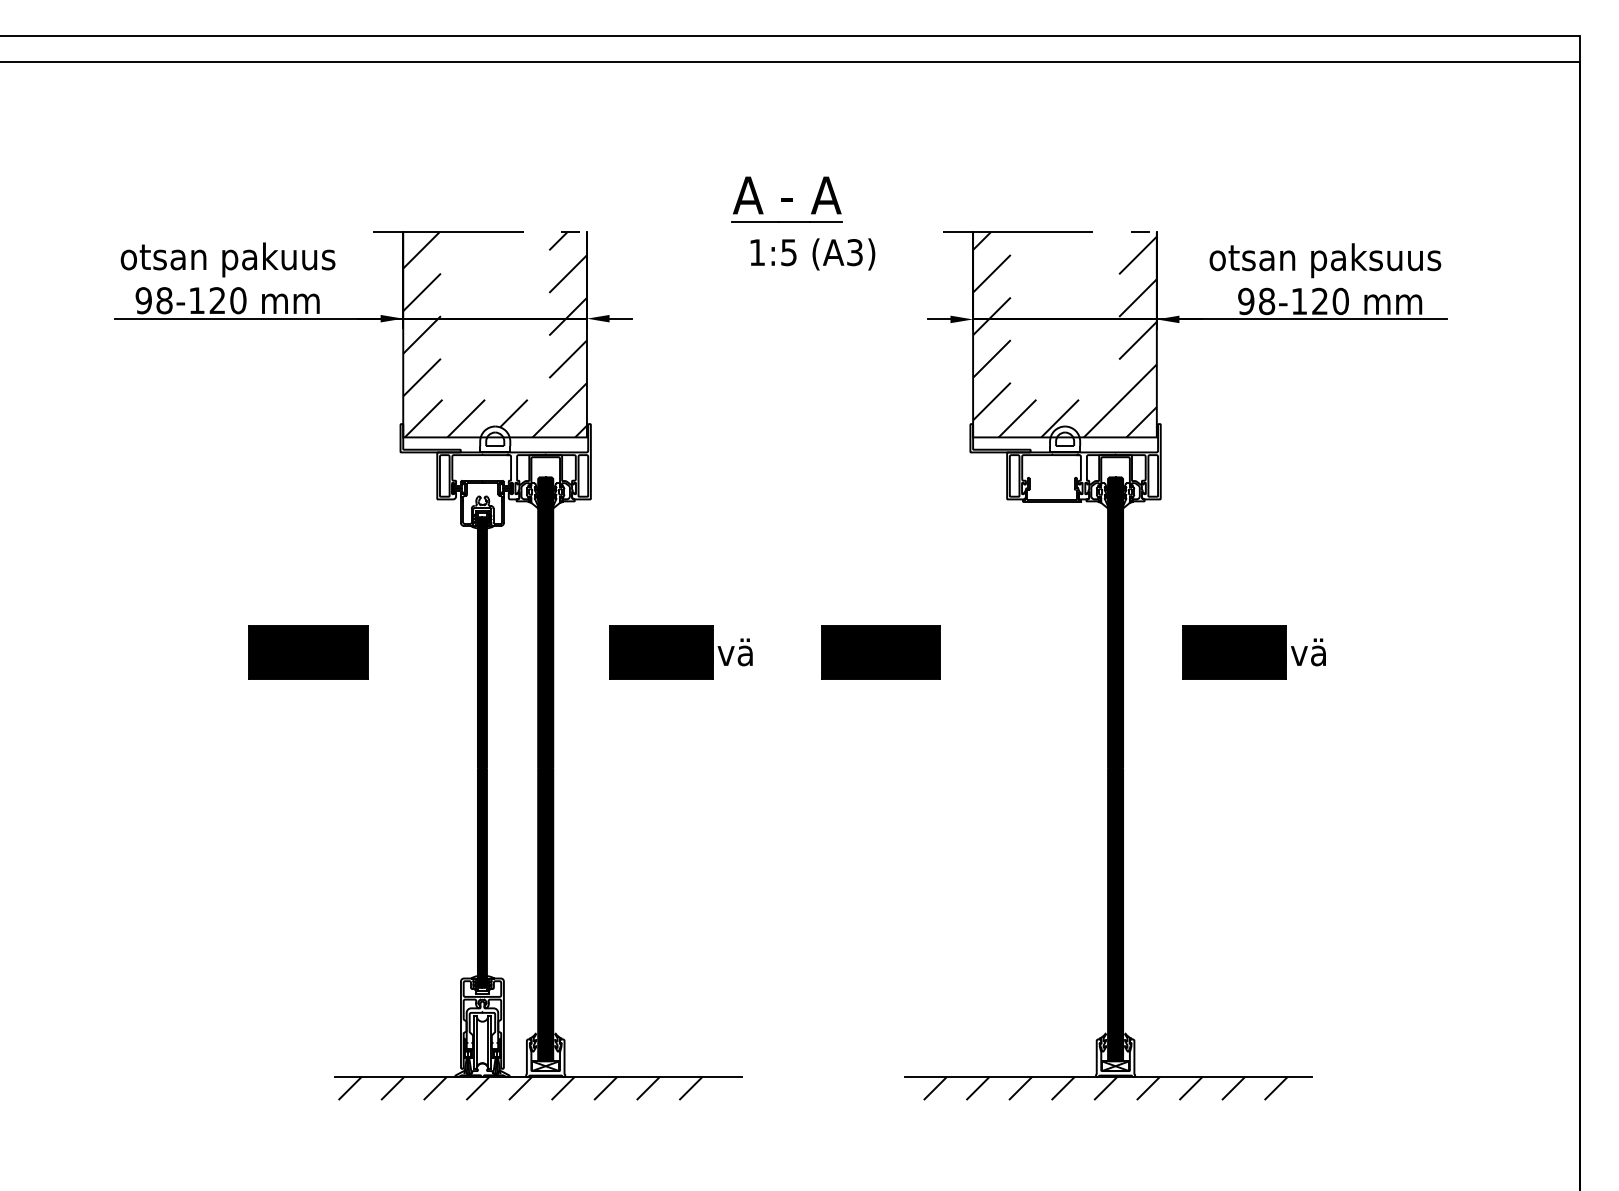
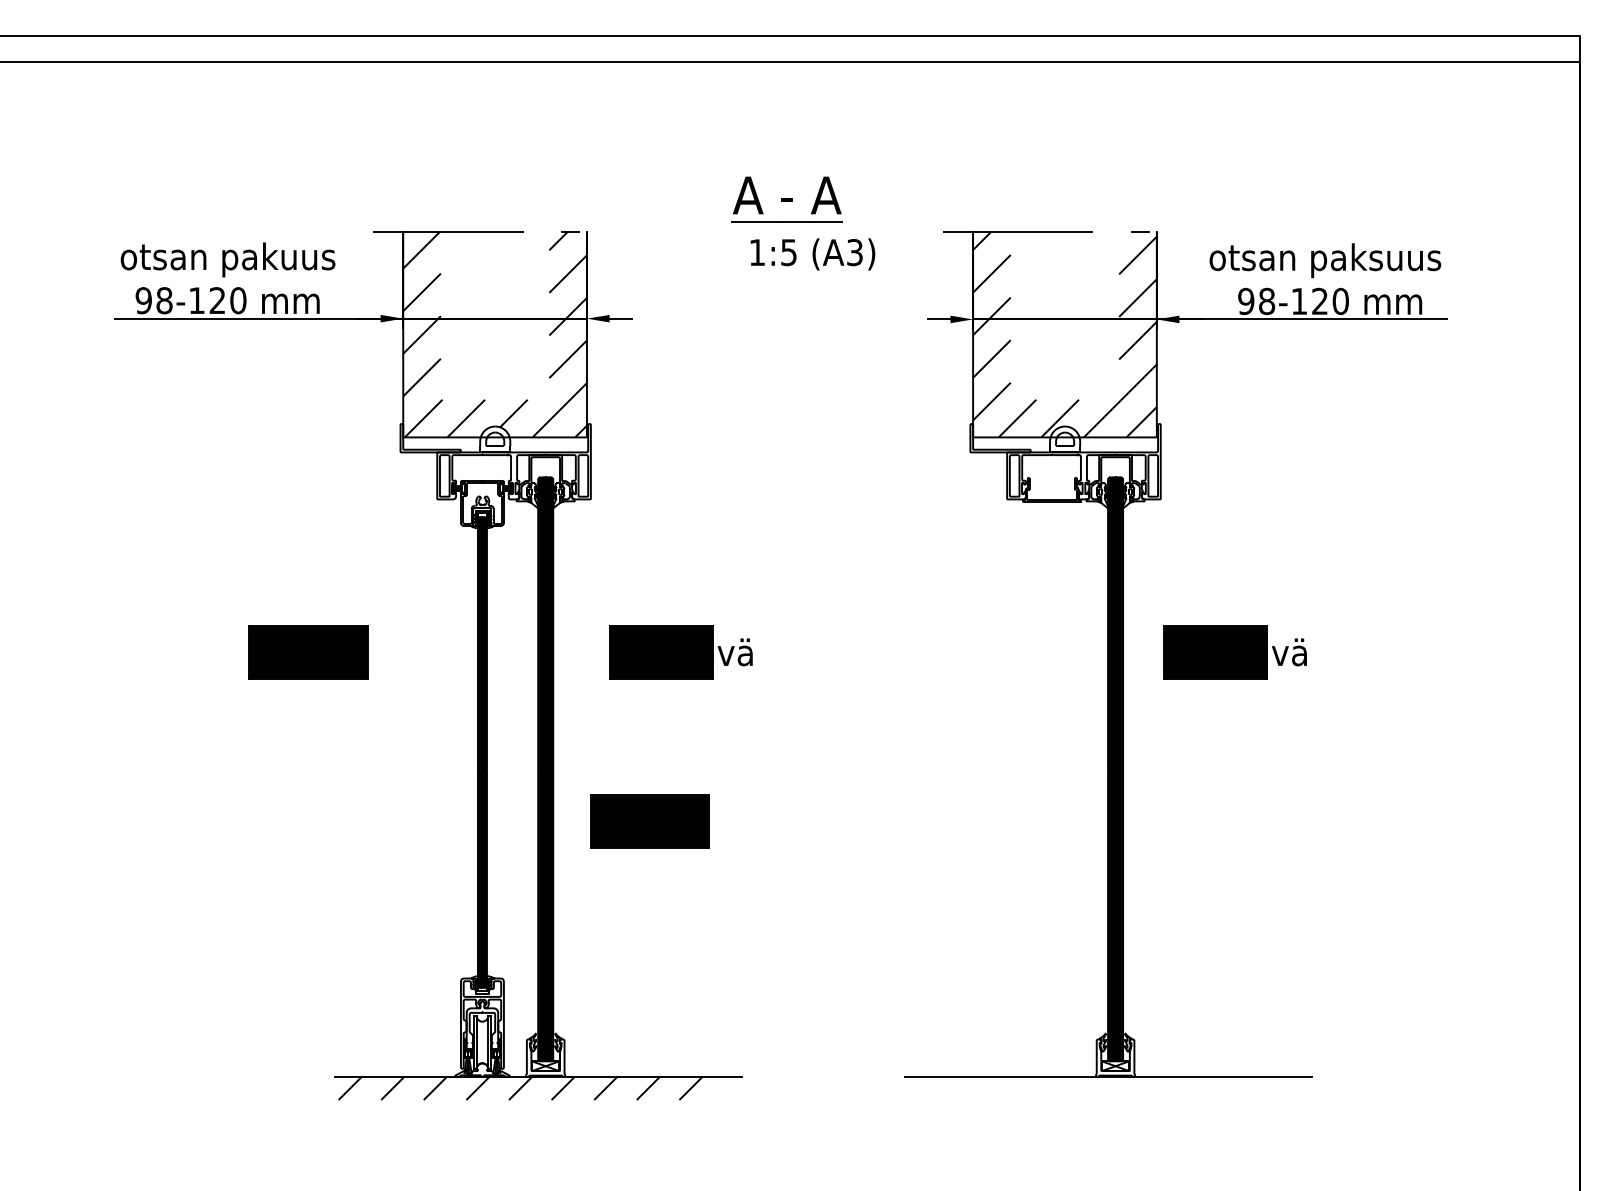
part position: (880, 652) -> (649, 821) (649, 821)
part position: (1253, 652) -> (1234, 652) (1234, 652)
hatch: present -> none (1105, 1088)
